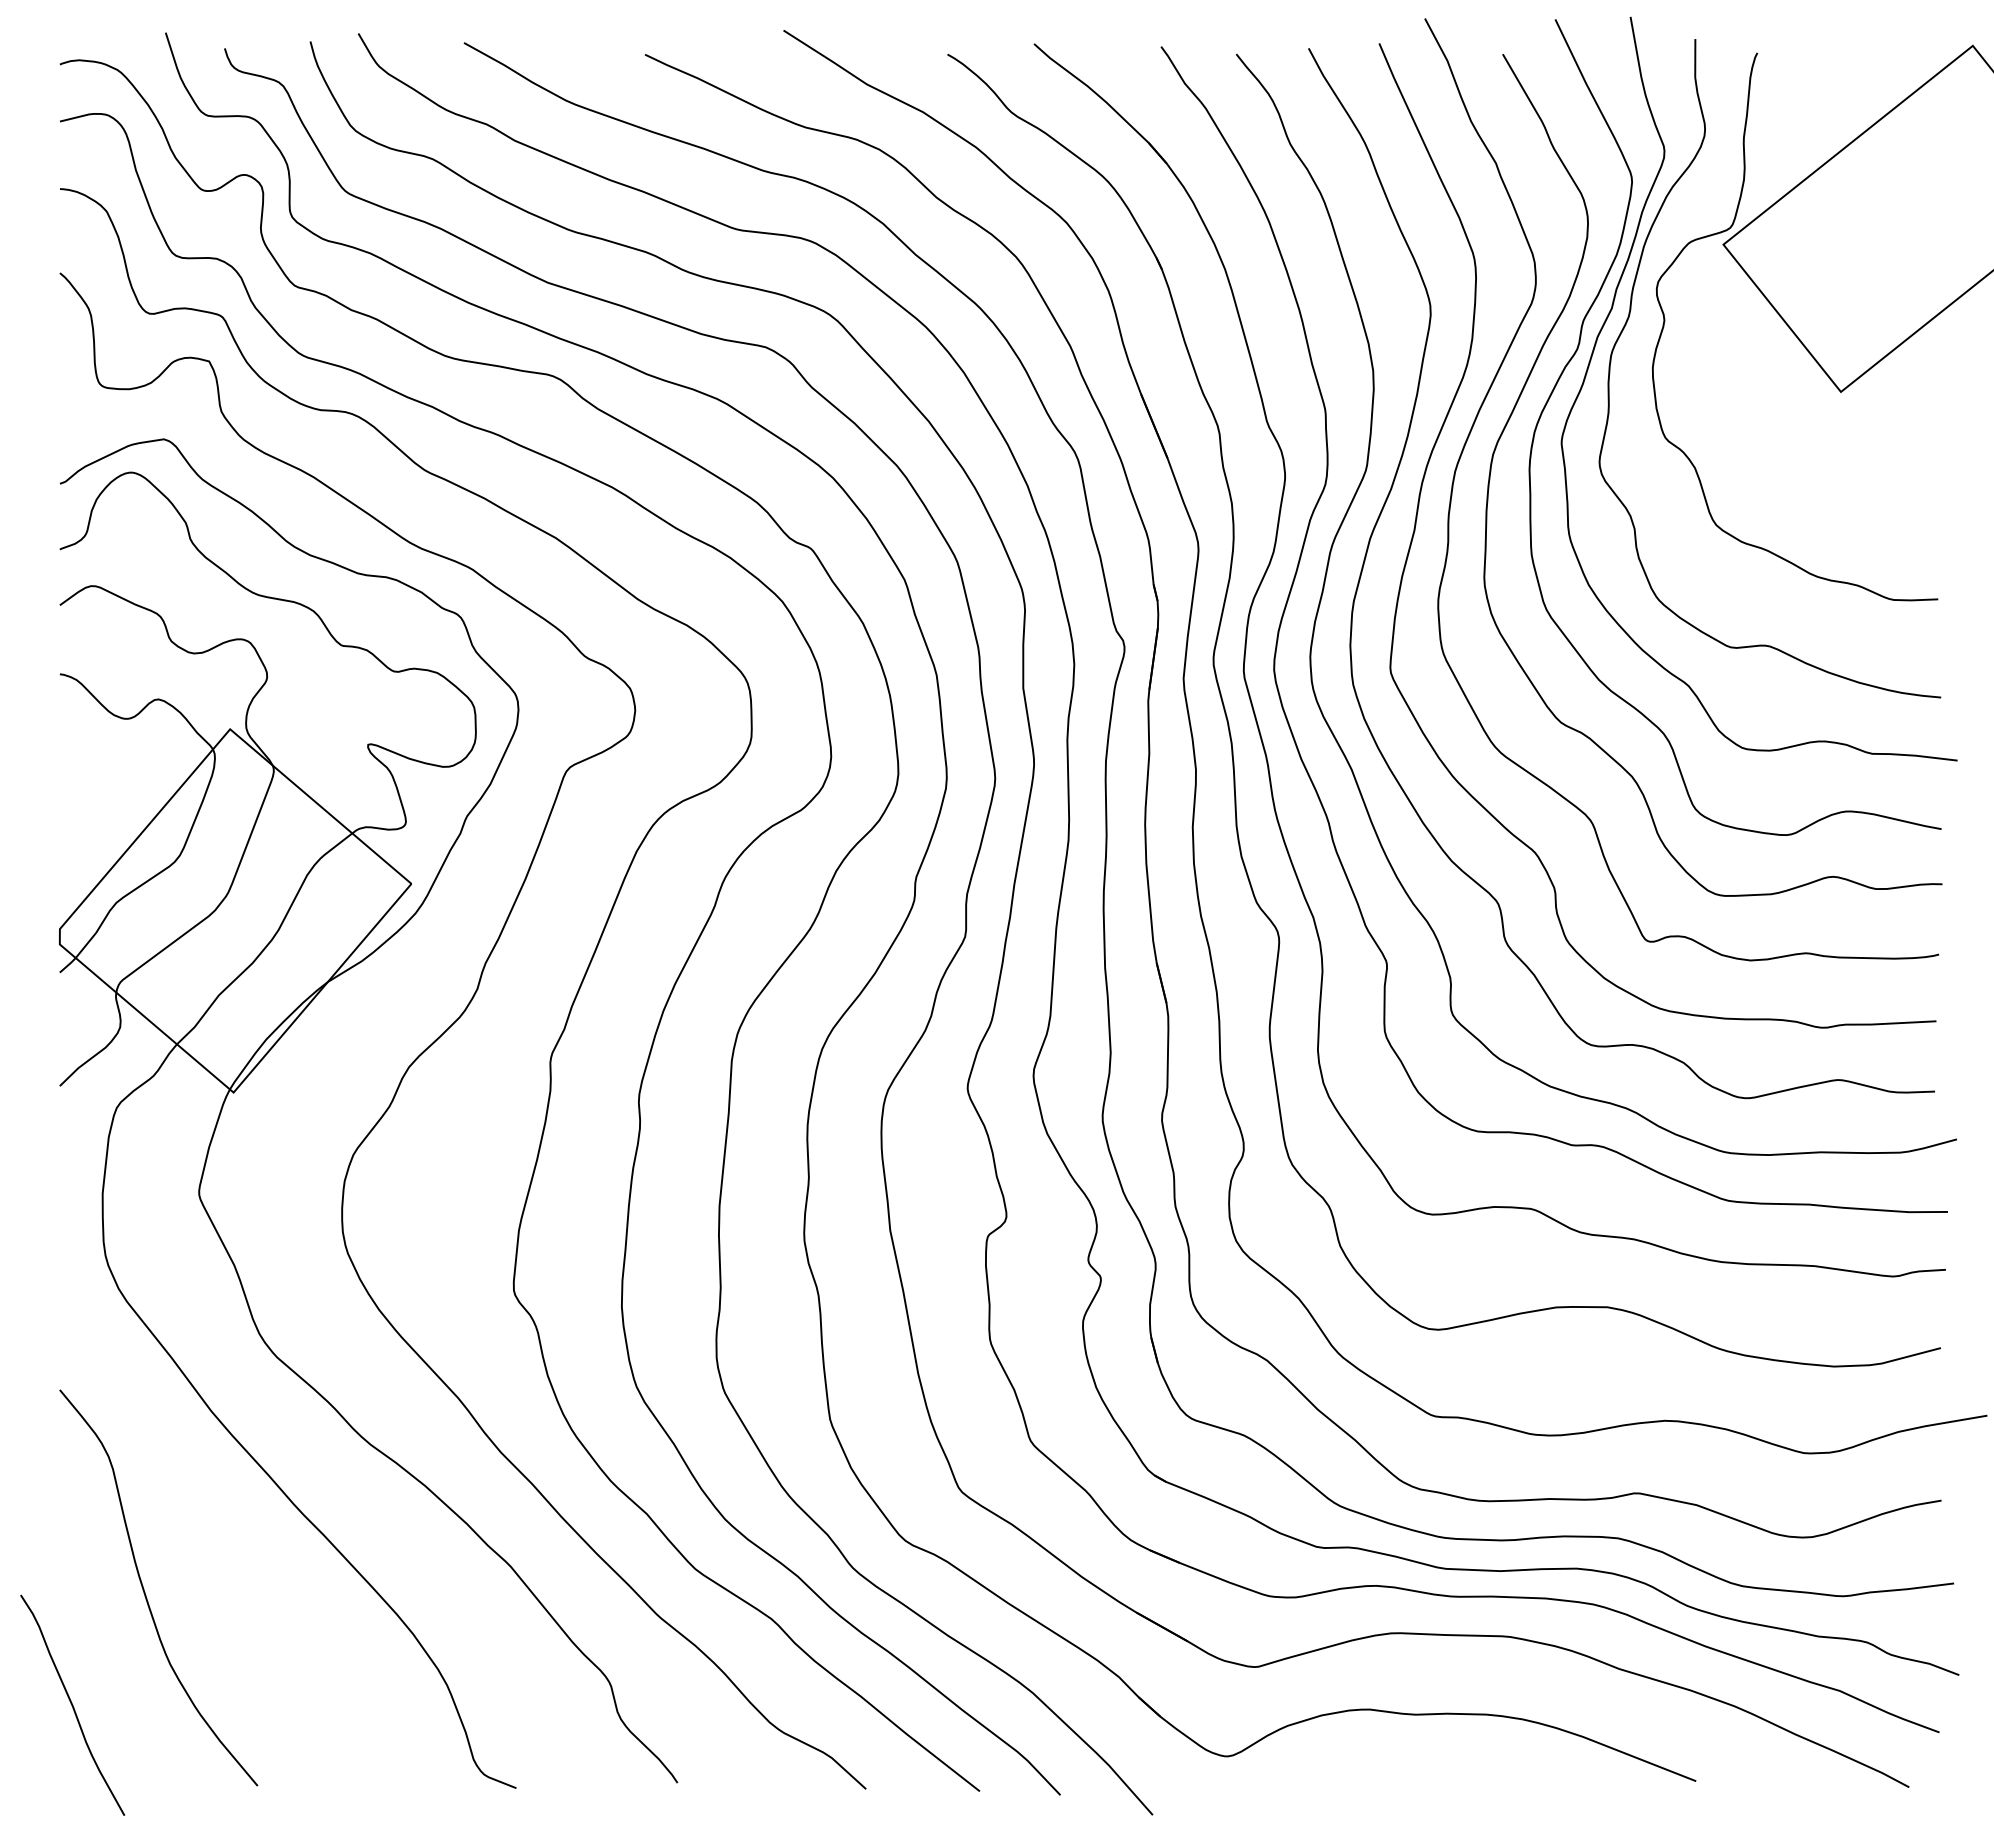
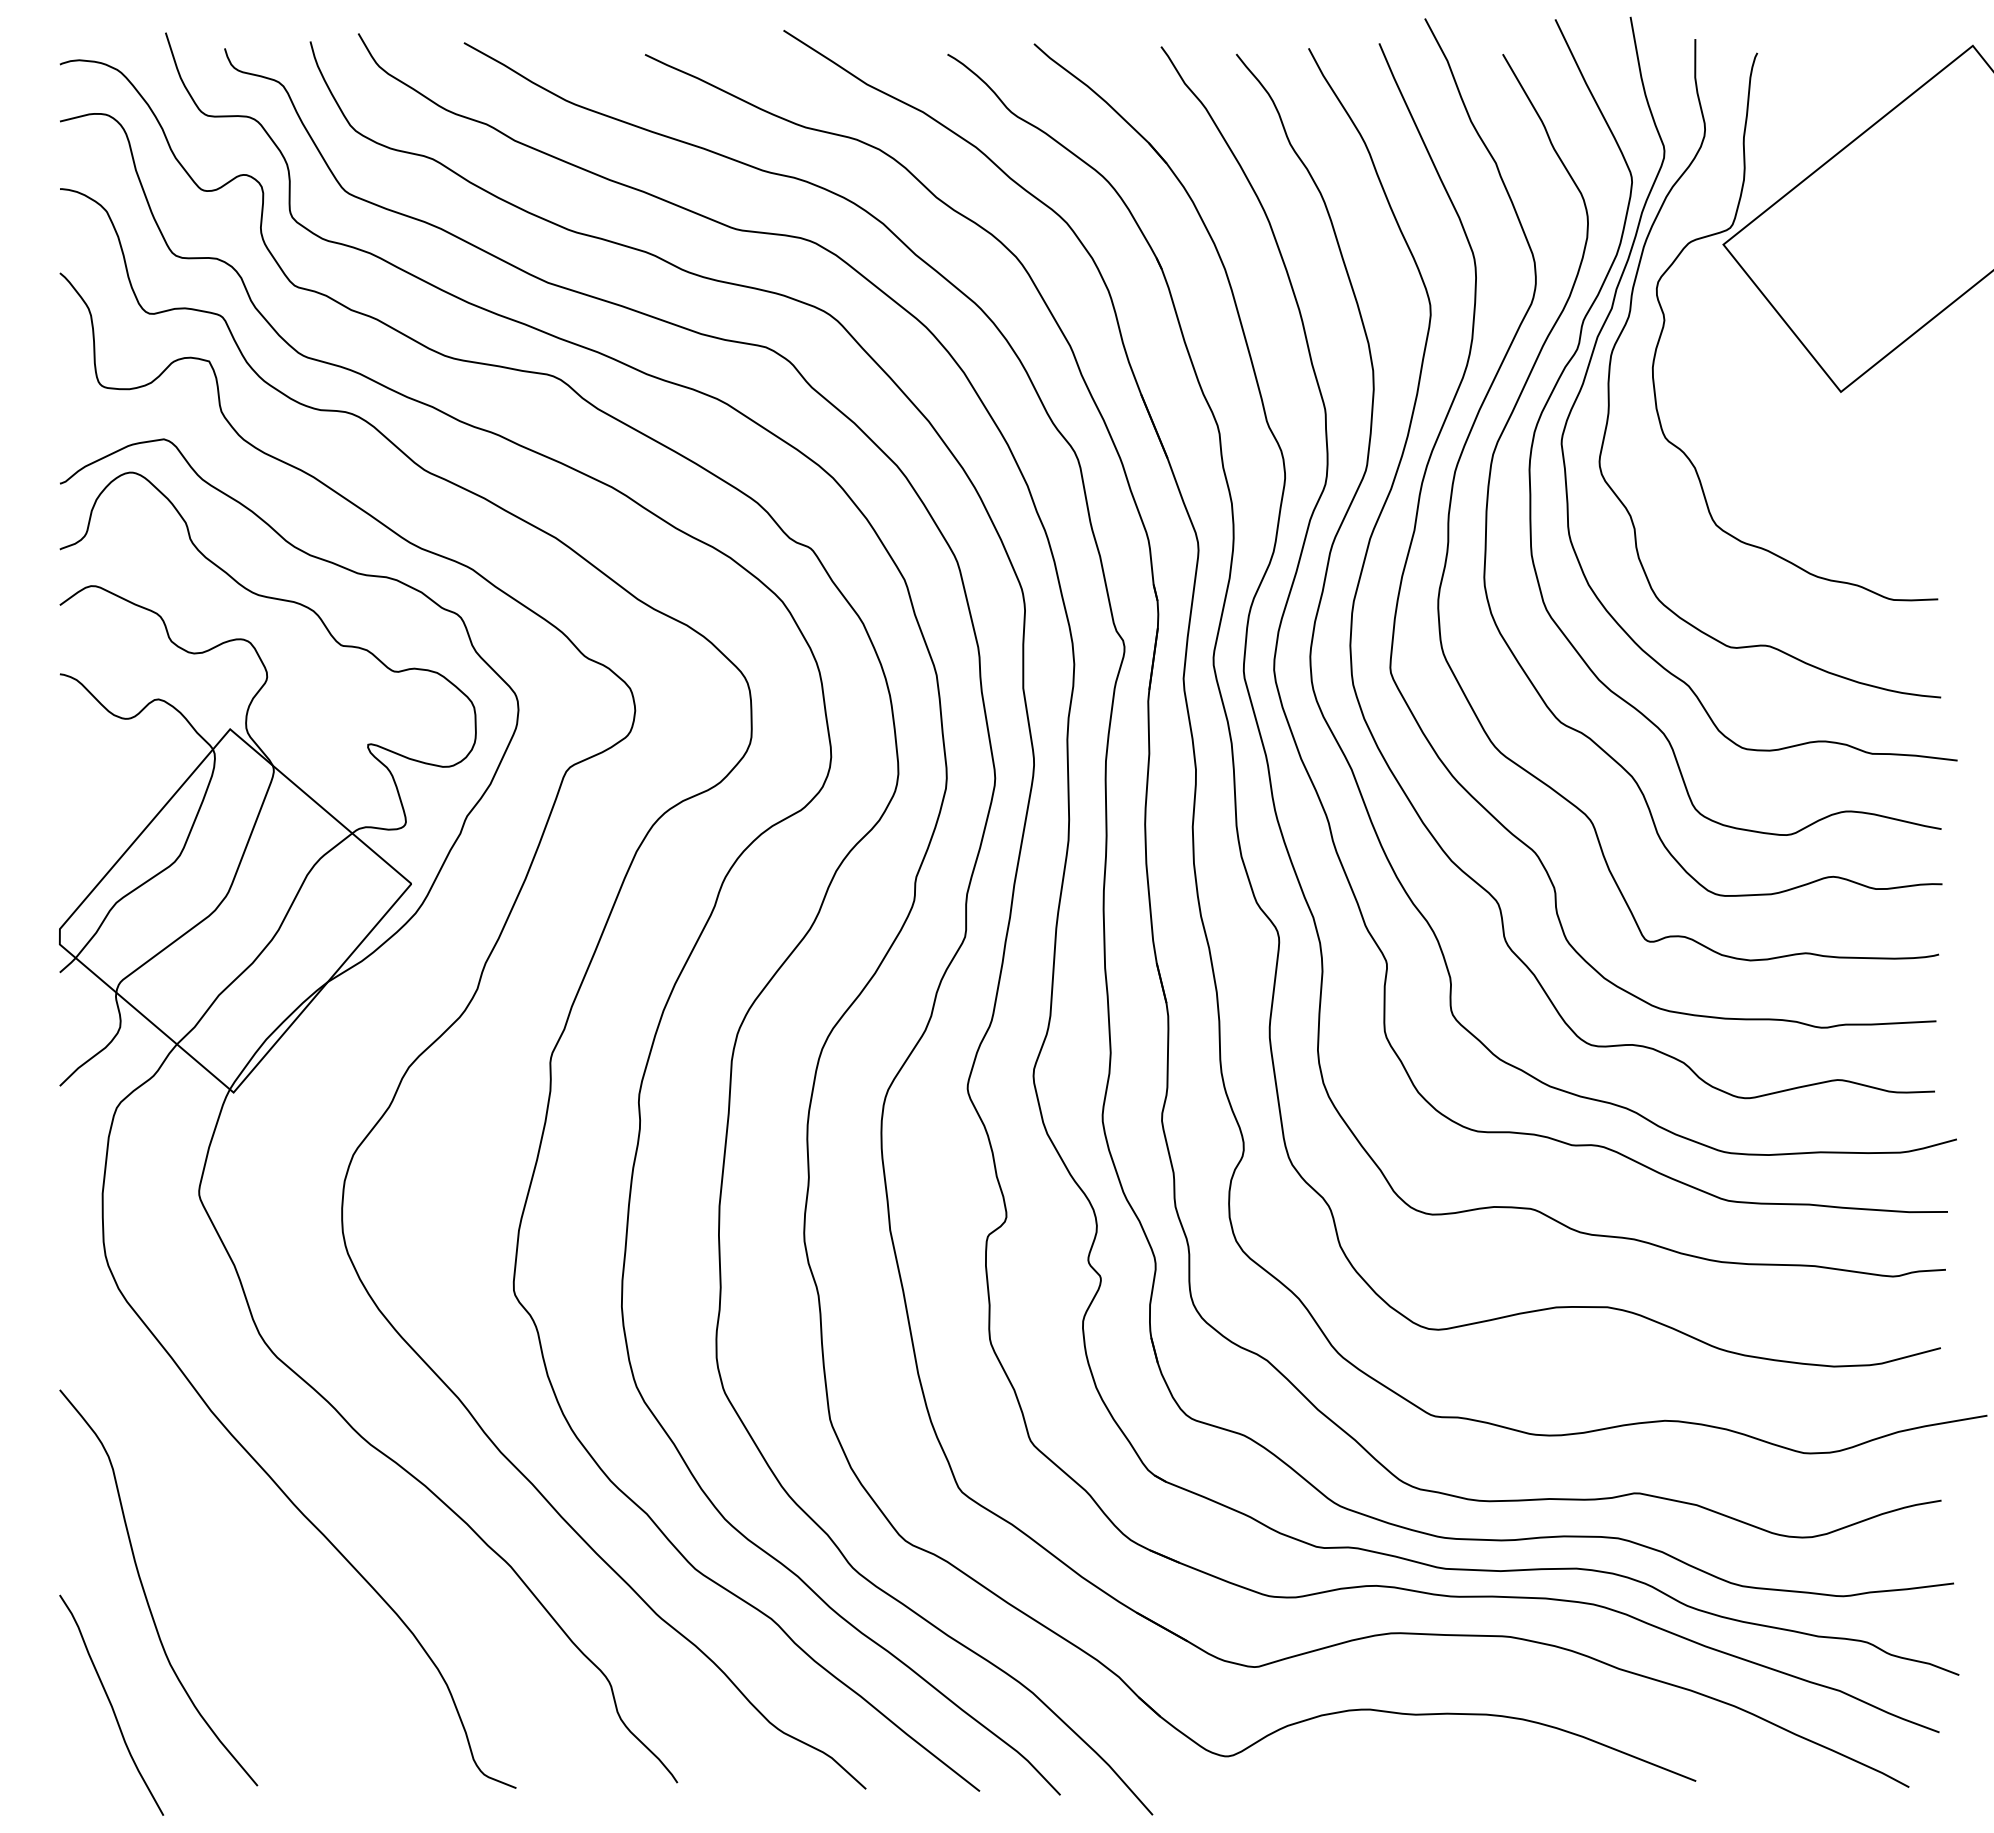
curve position: (72, 1704) -> (111, 1704) (111, 1704)
